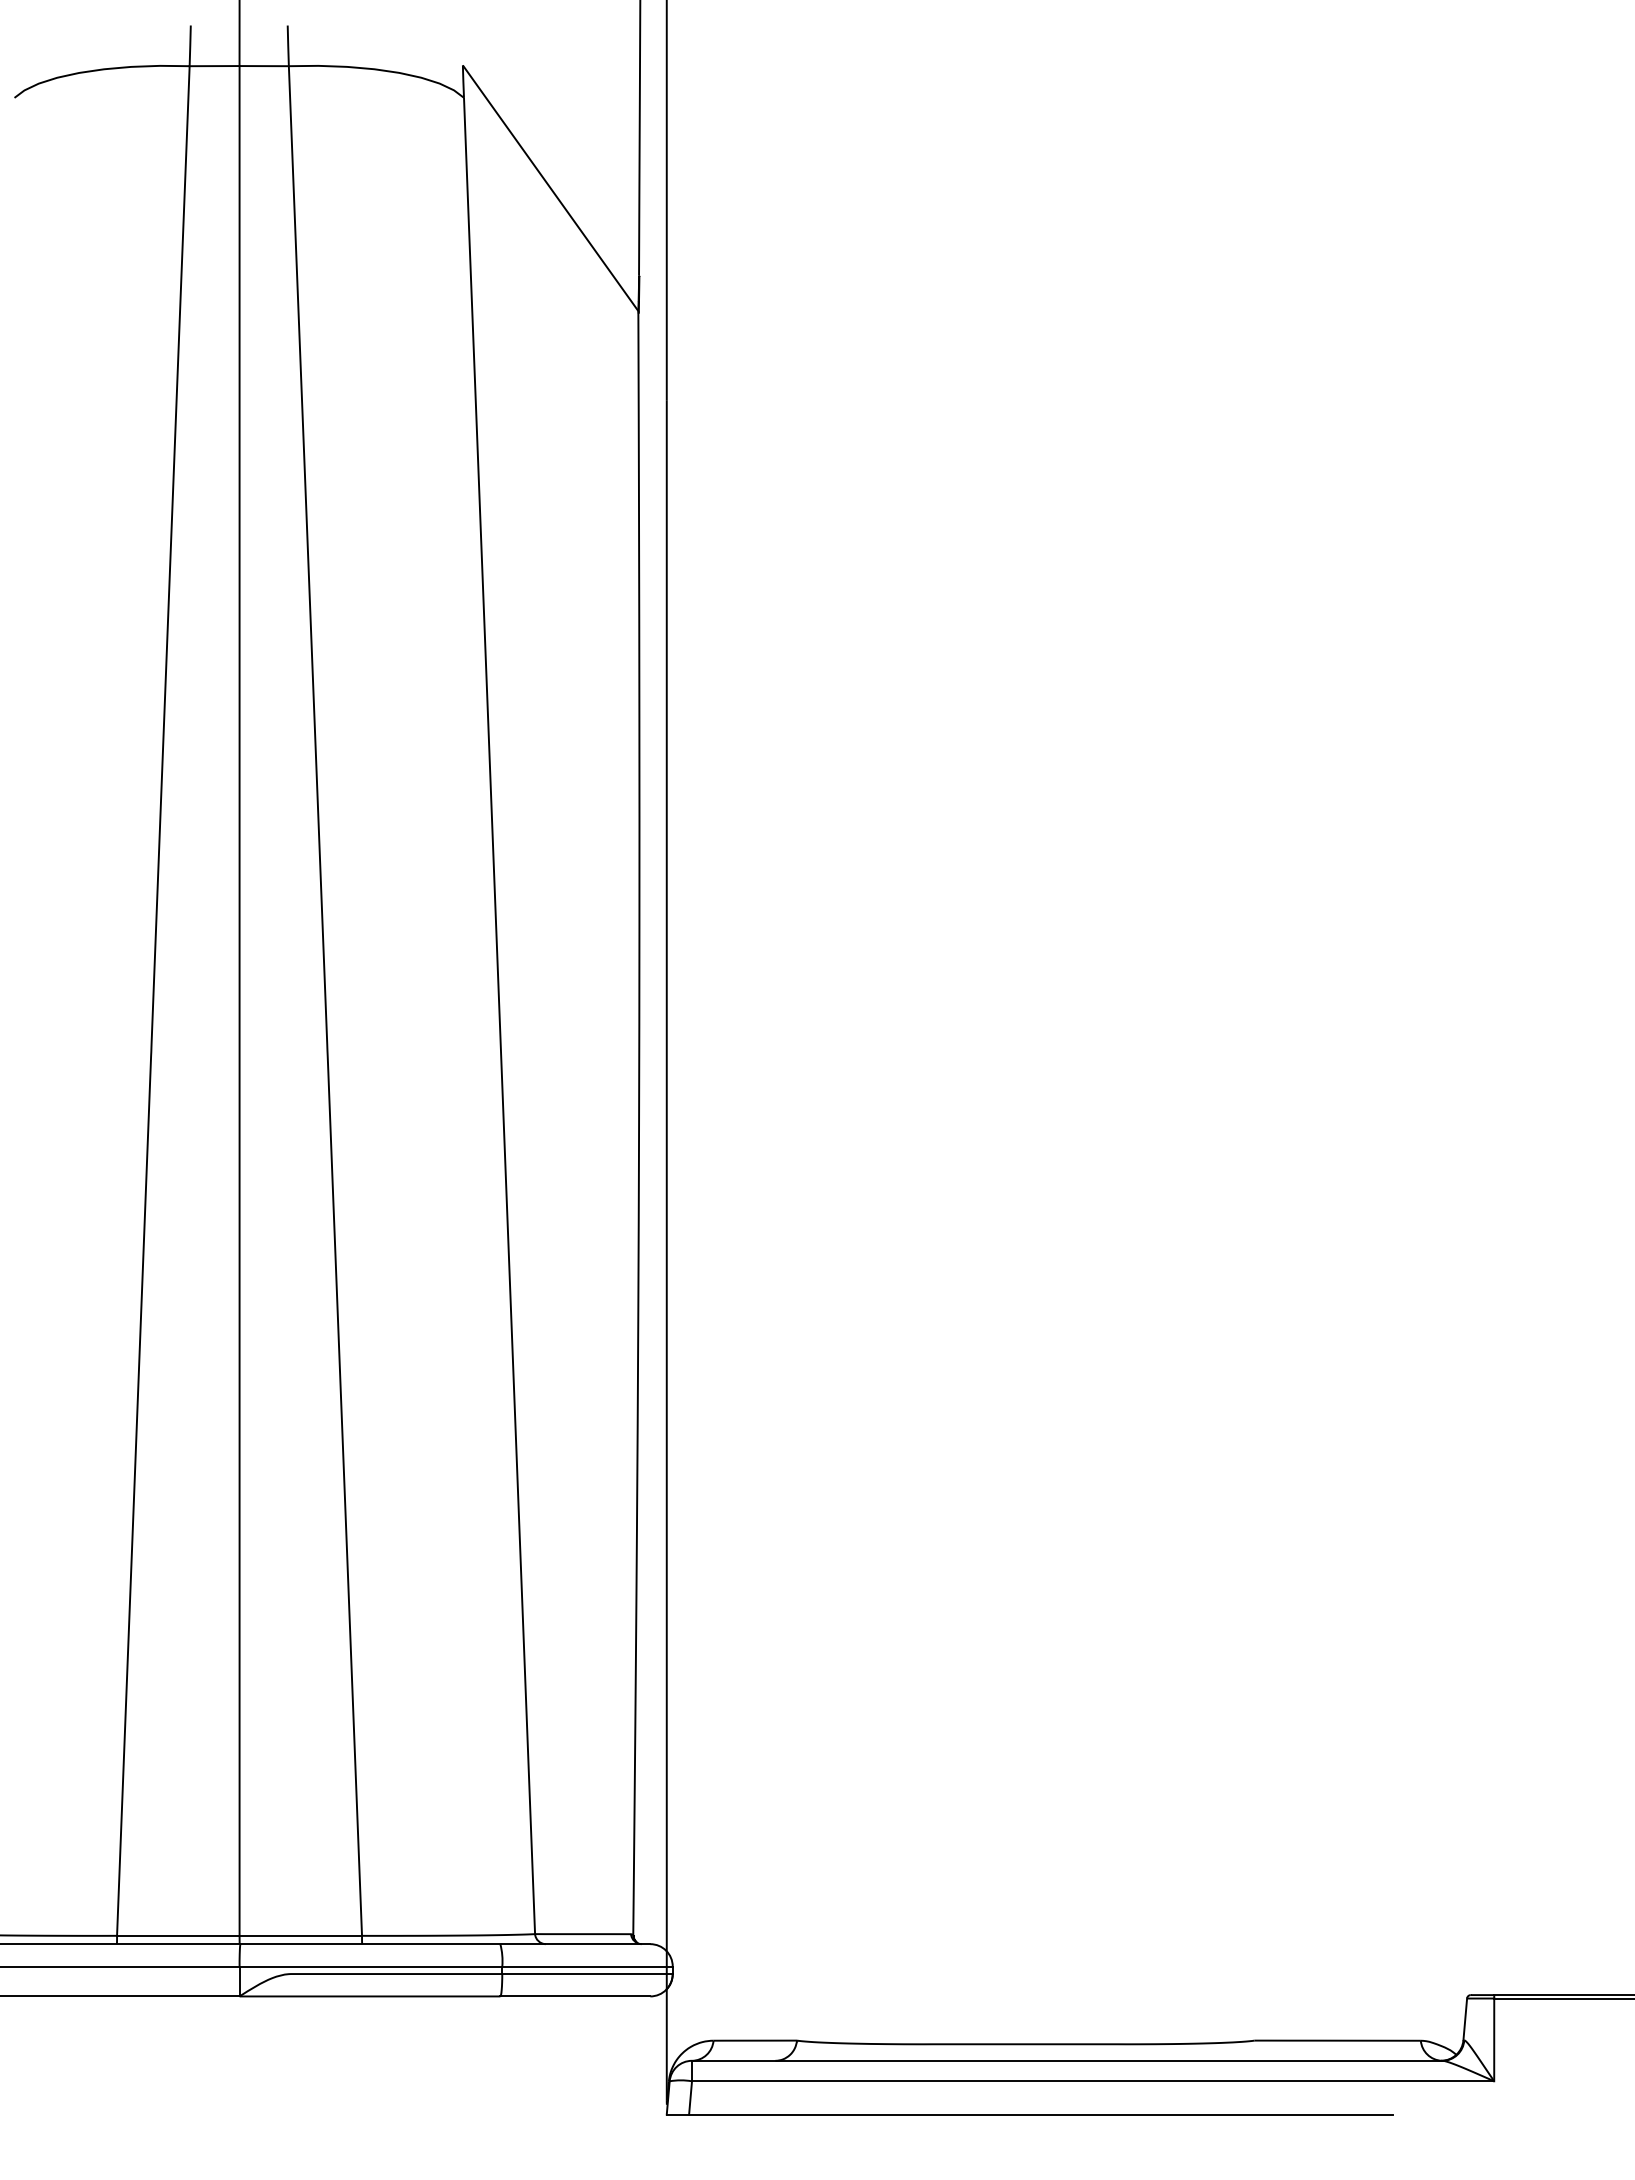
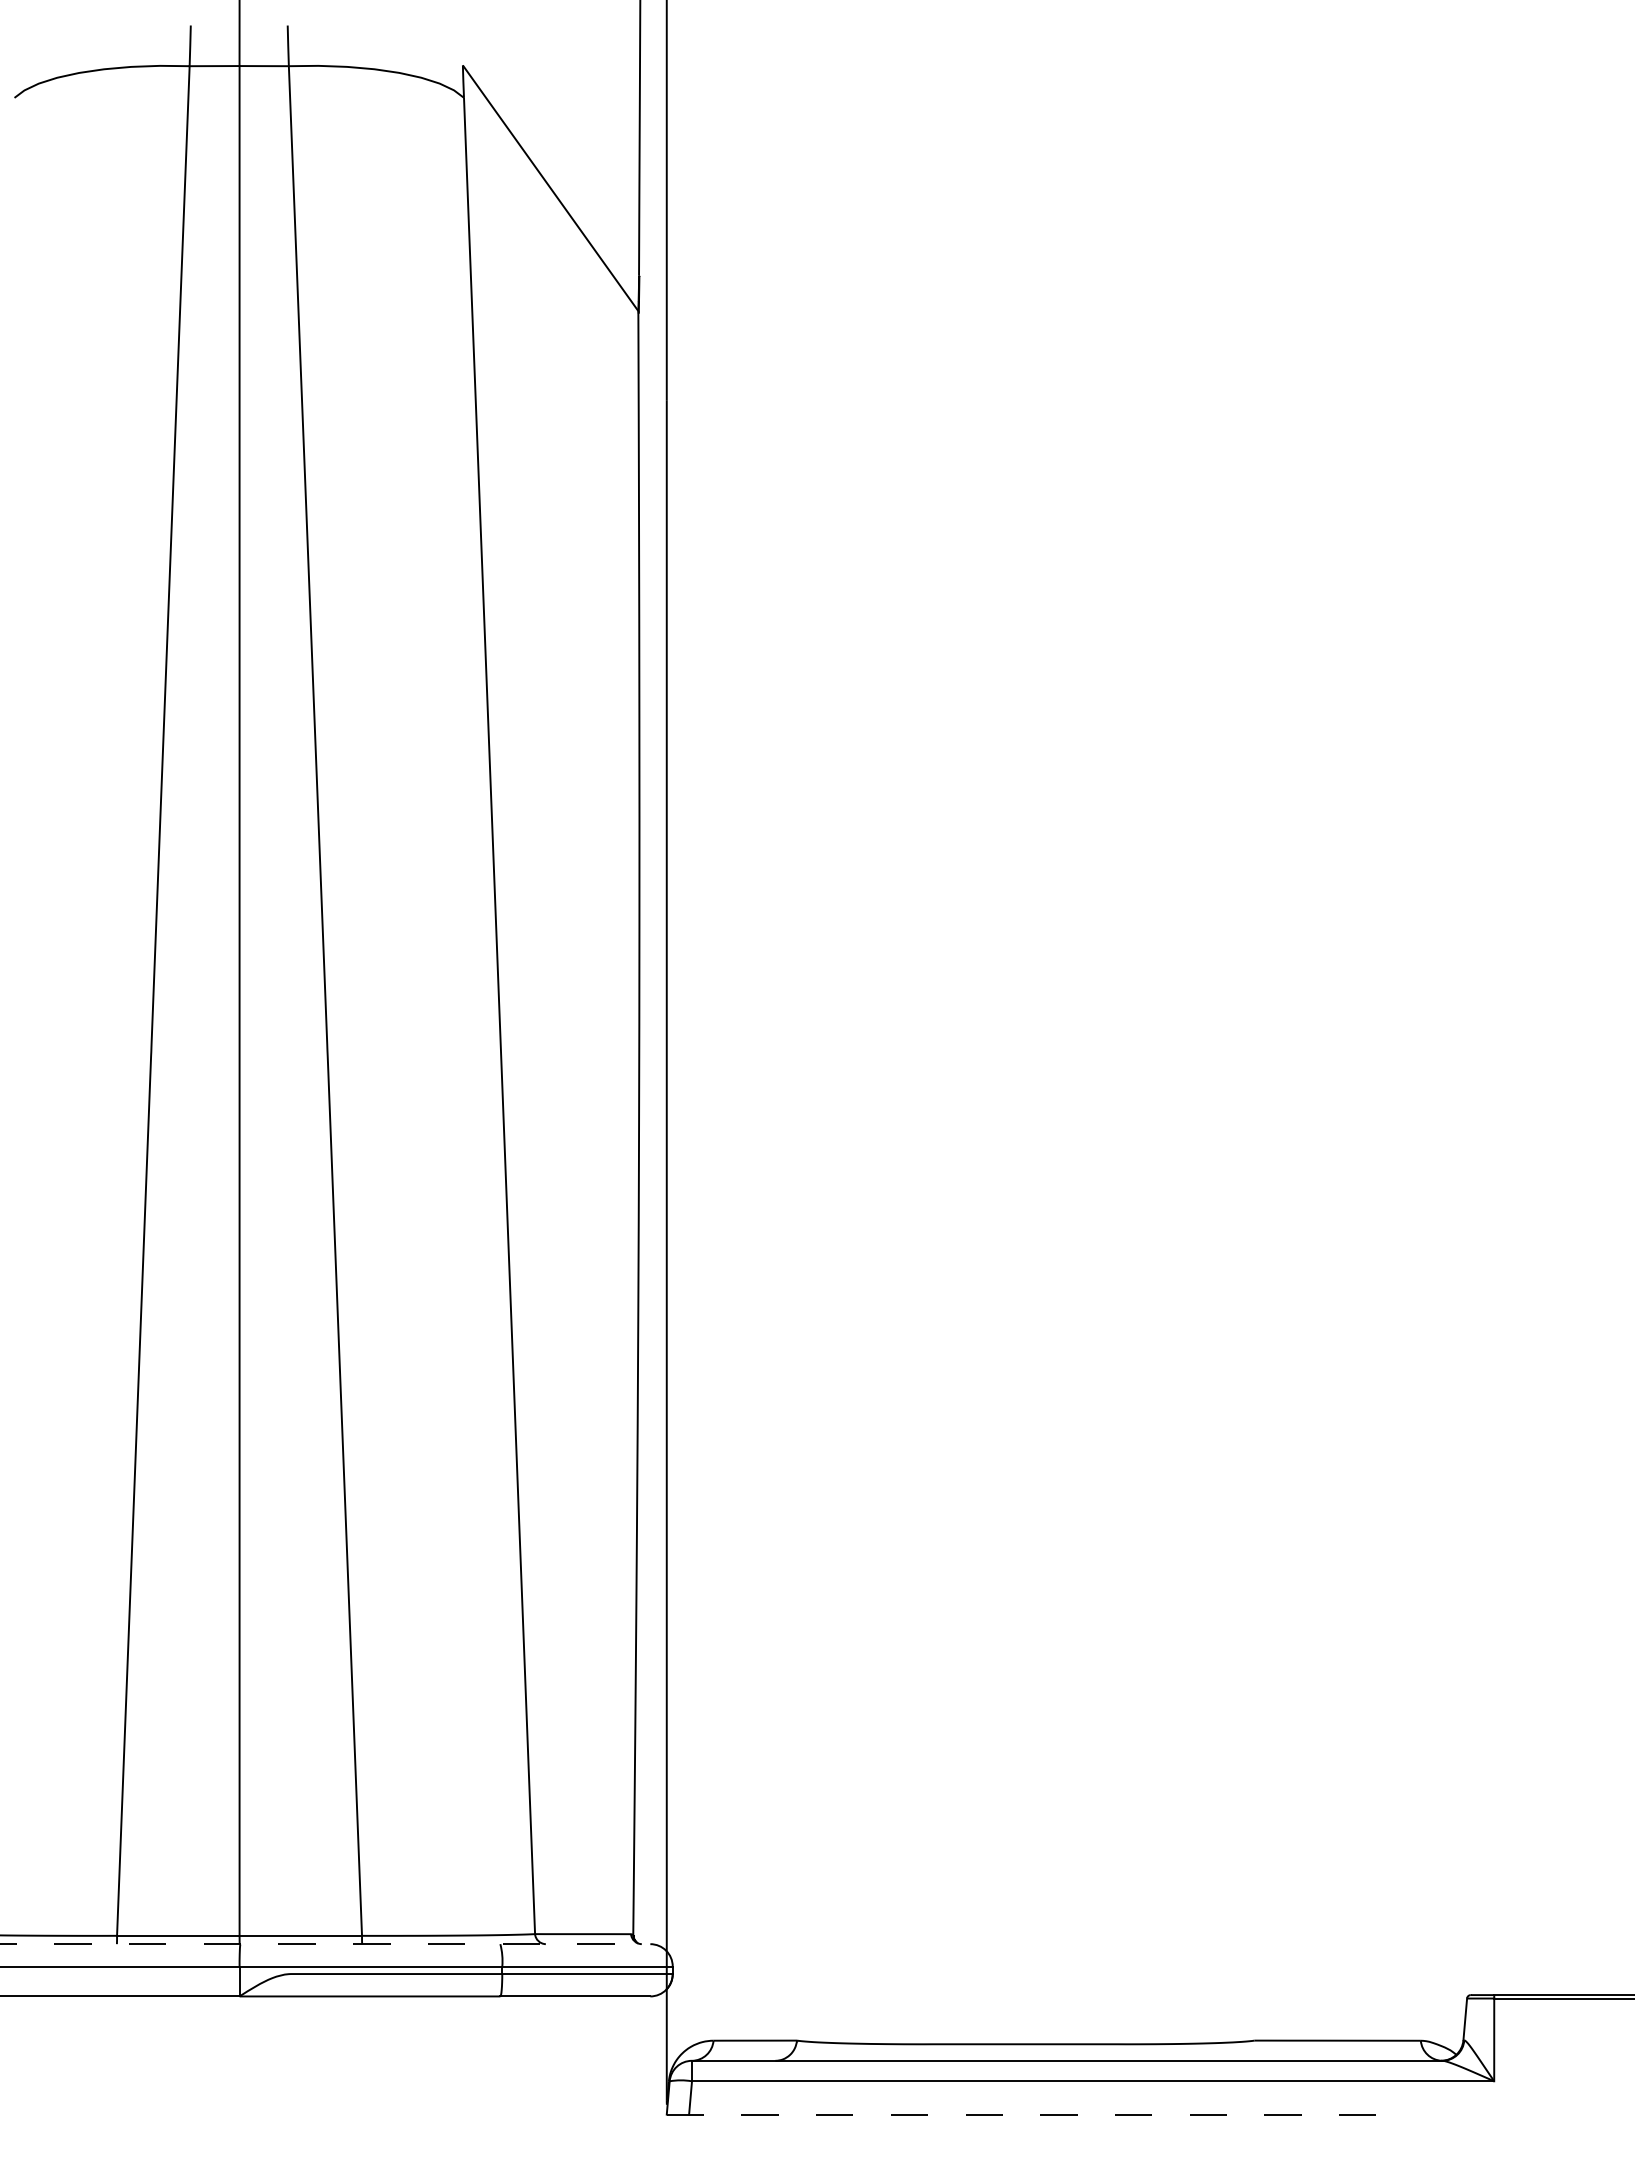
line: solid -> dashed (325, 1944)
line: solid -> dashed (1030, 2114)
